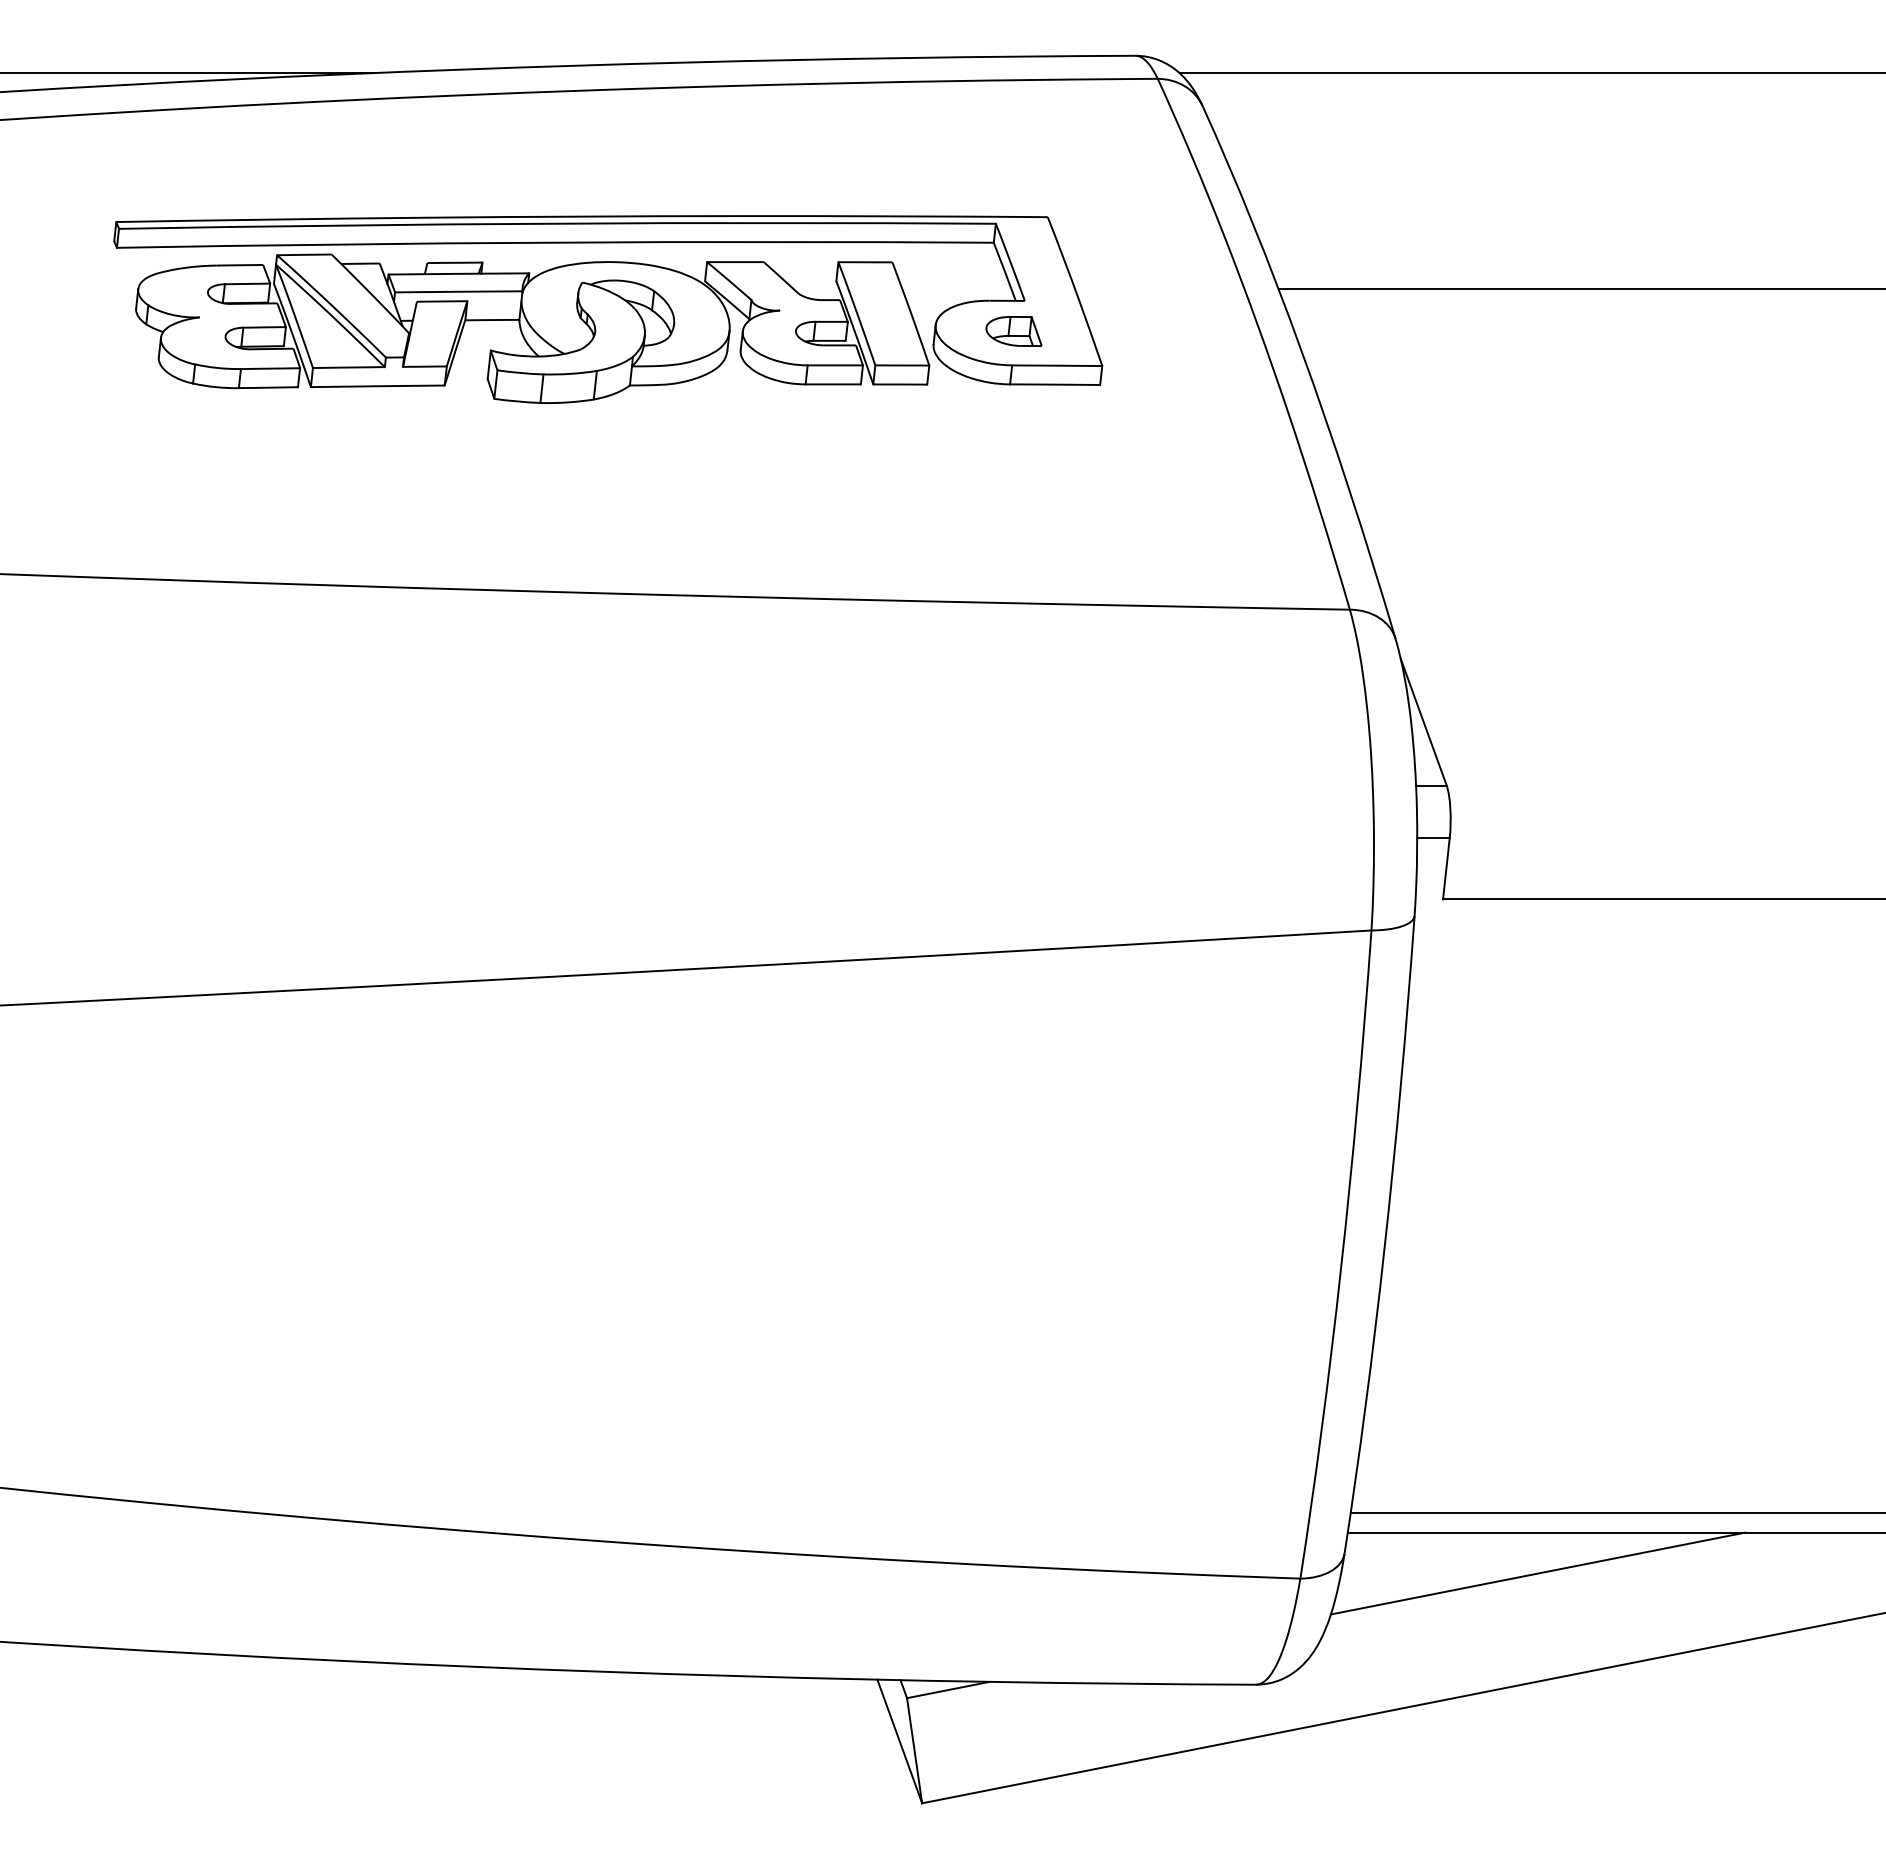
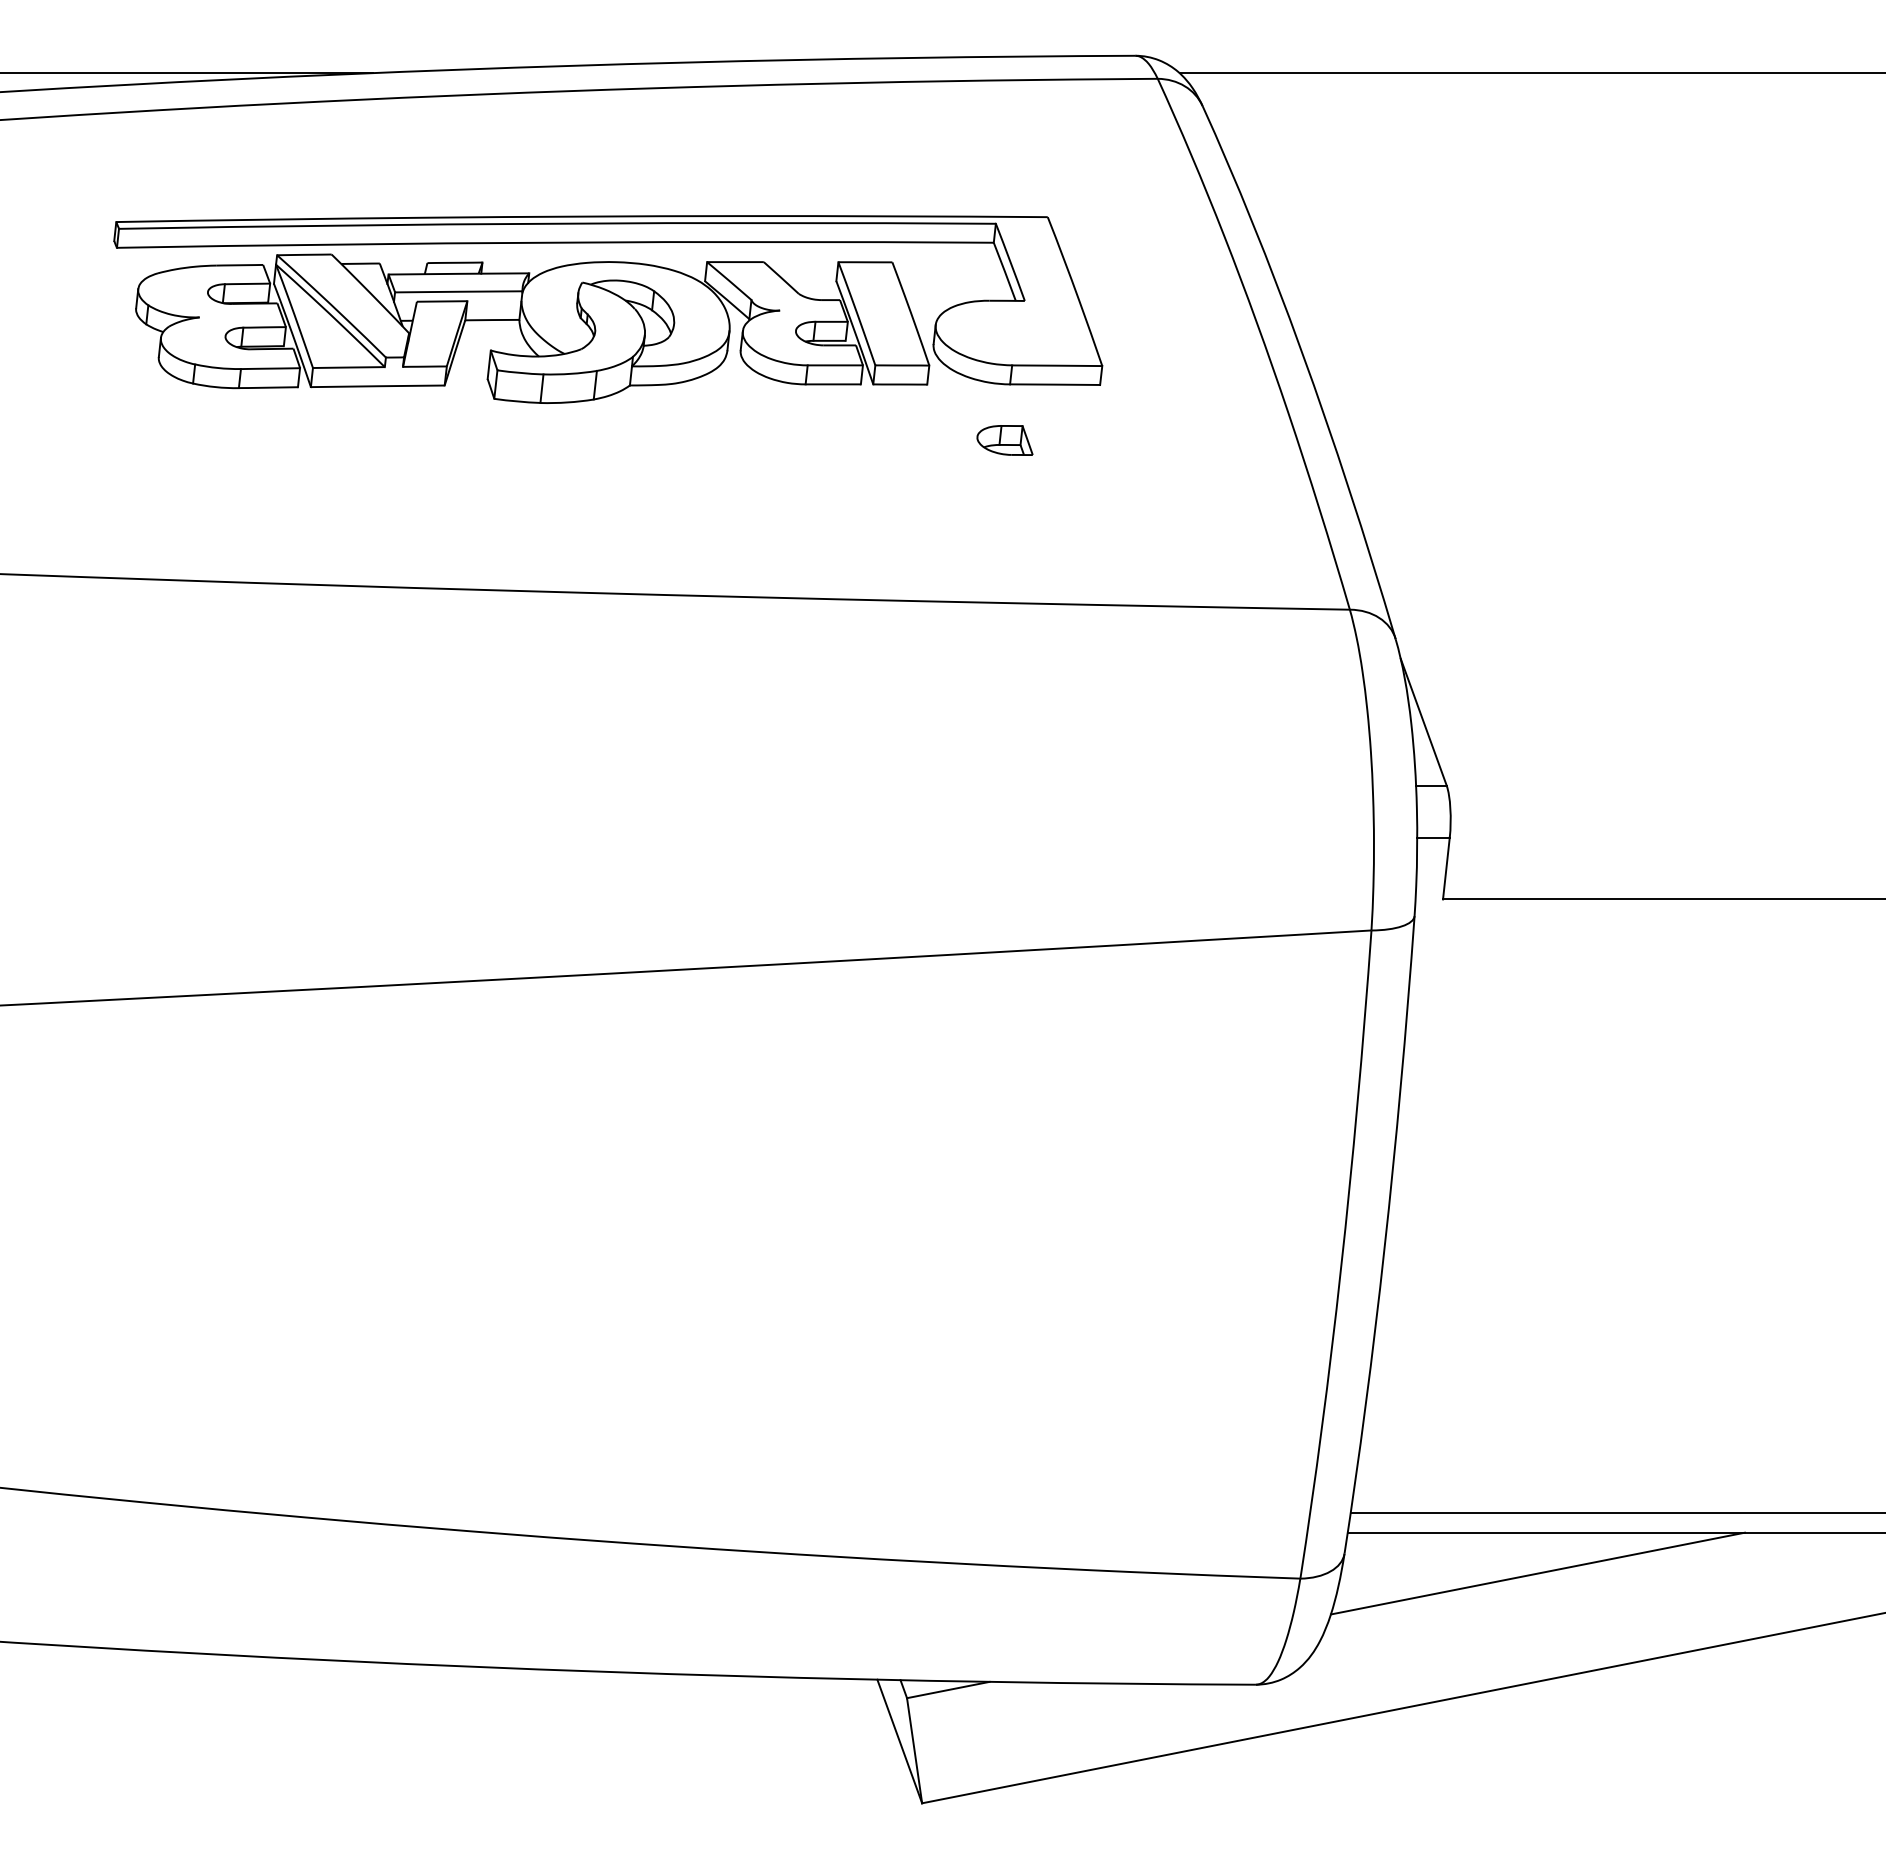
line: present -> none (1580, 289)
part position: (1013, 331) -> (1004, 440) (1004, 440)
